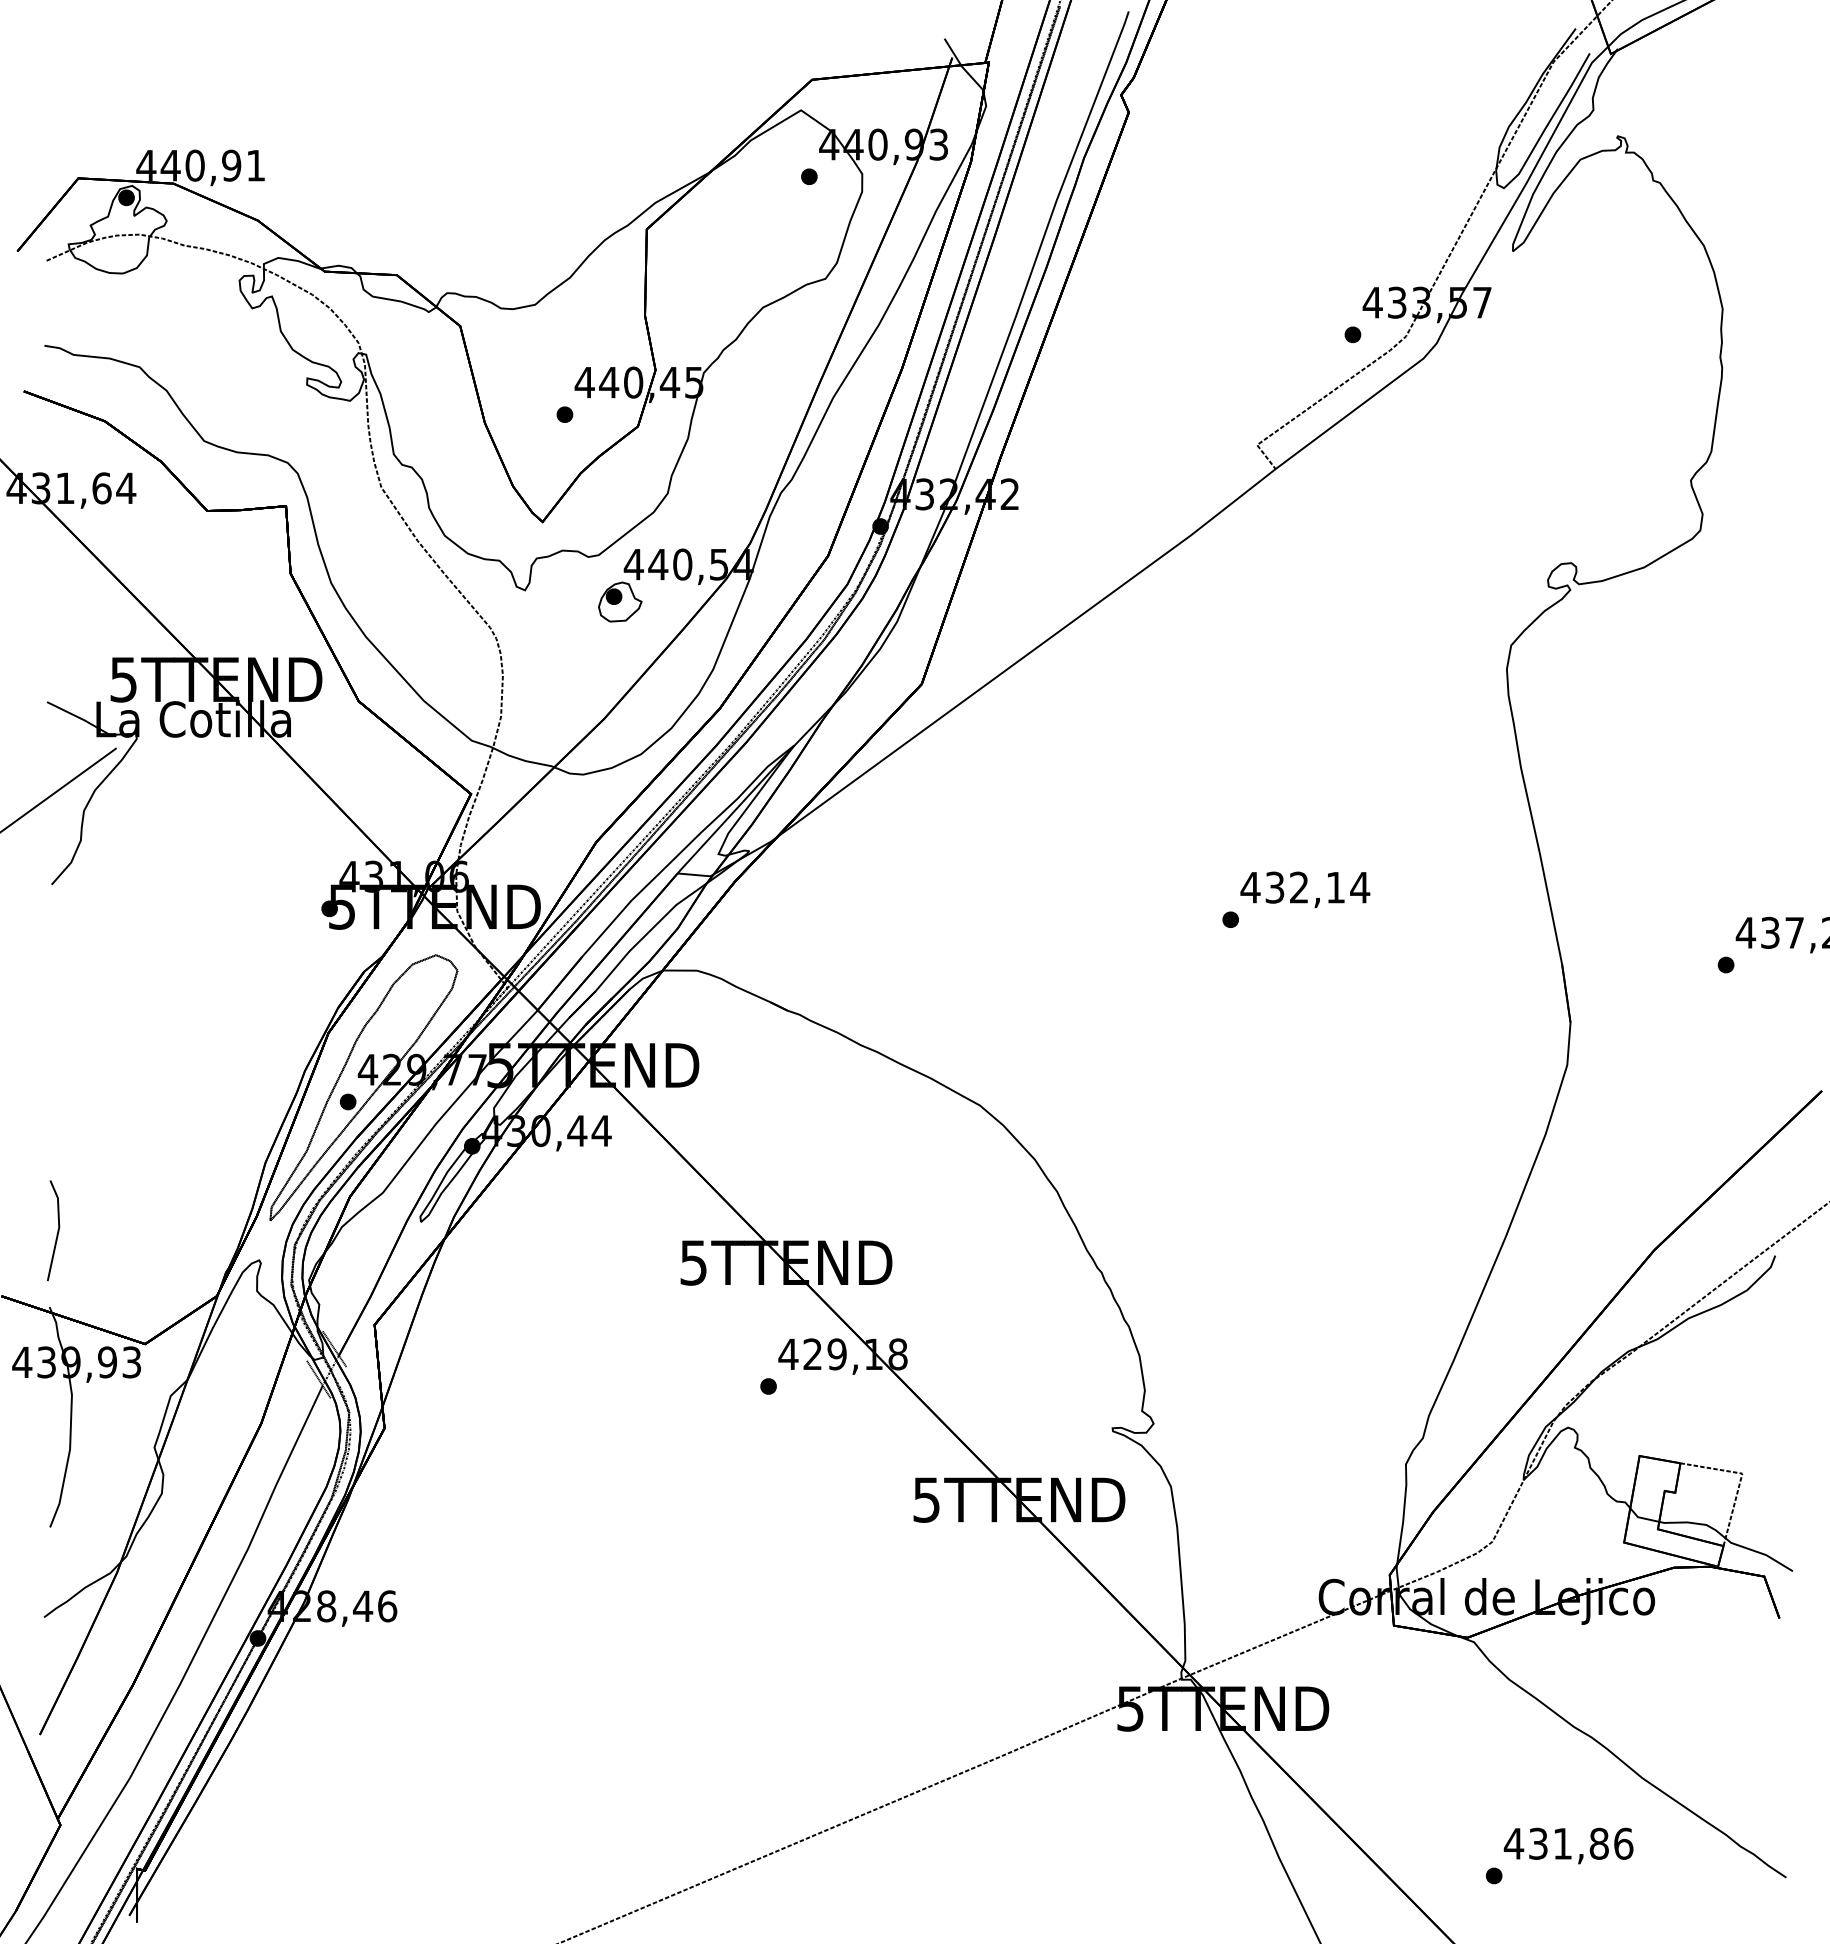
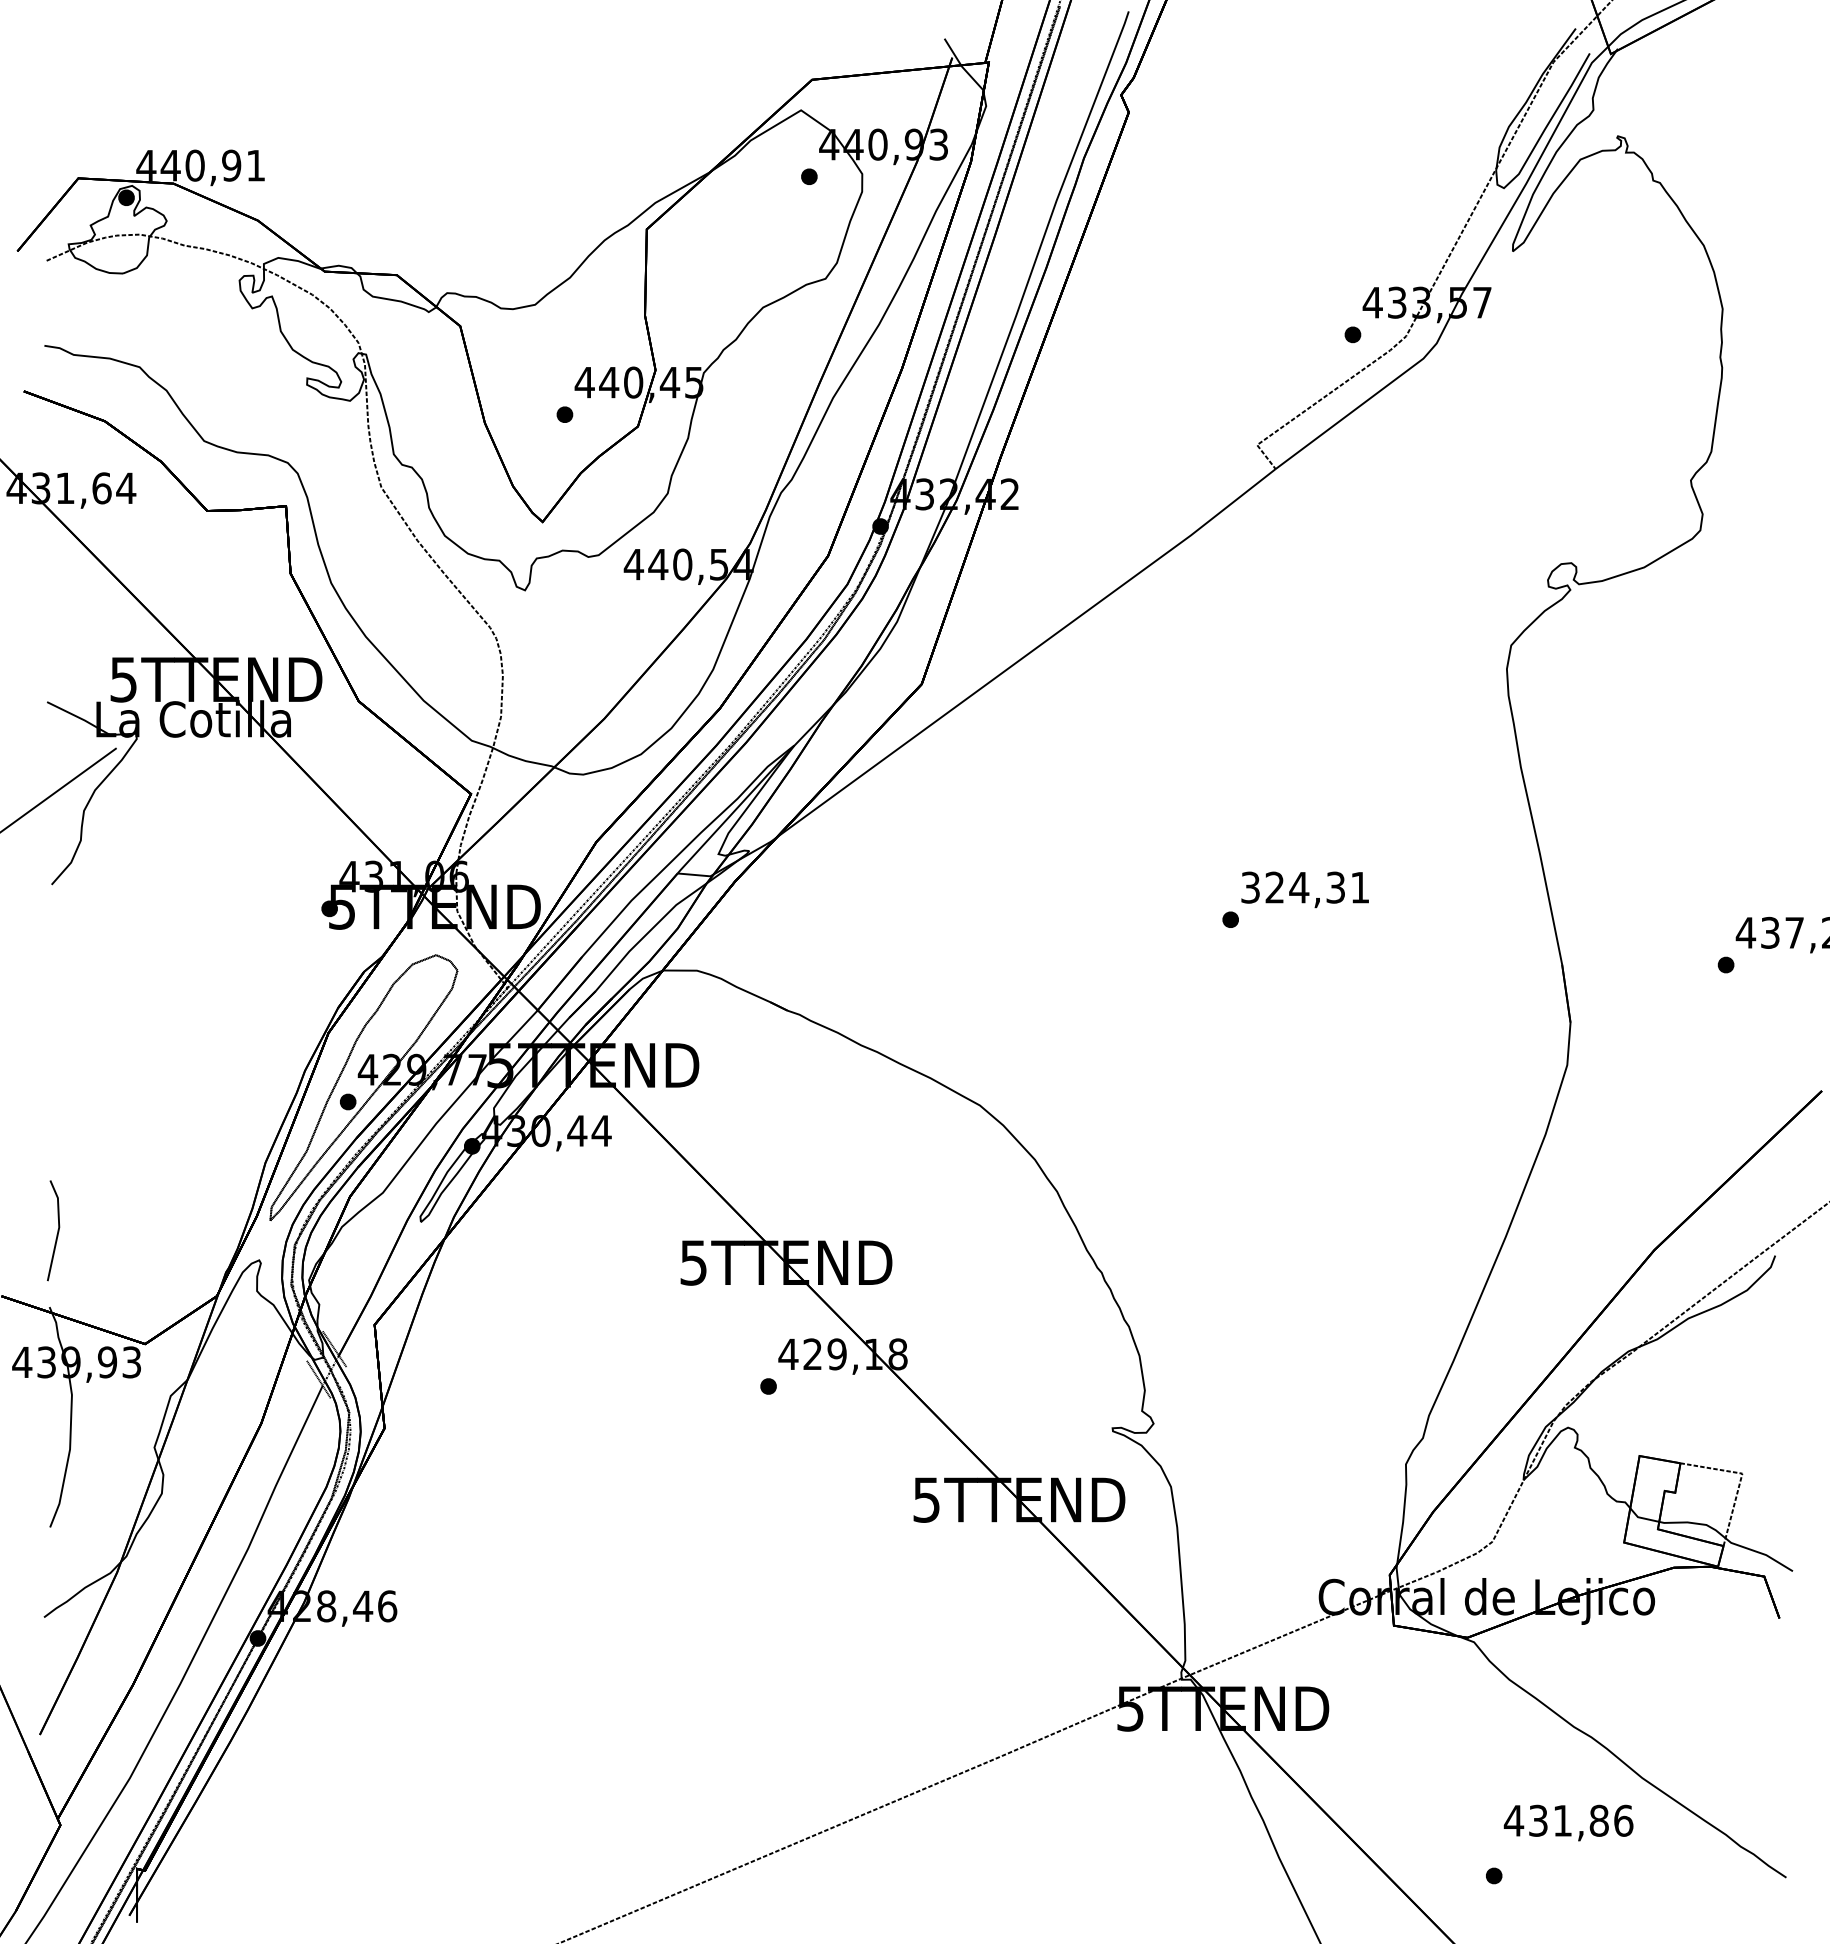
part: present -> none (620, 601)
text: 432,14 -> 324,31 (1305, 887)
text position: (1568, 1845) -> (1568, 1822) (1568, 1822)
